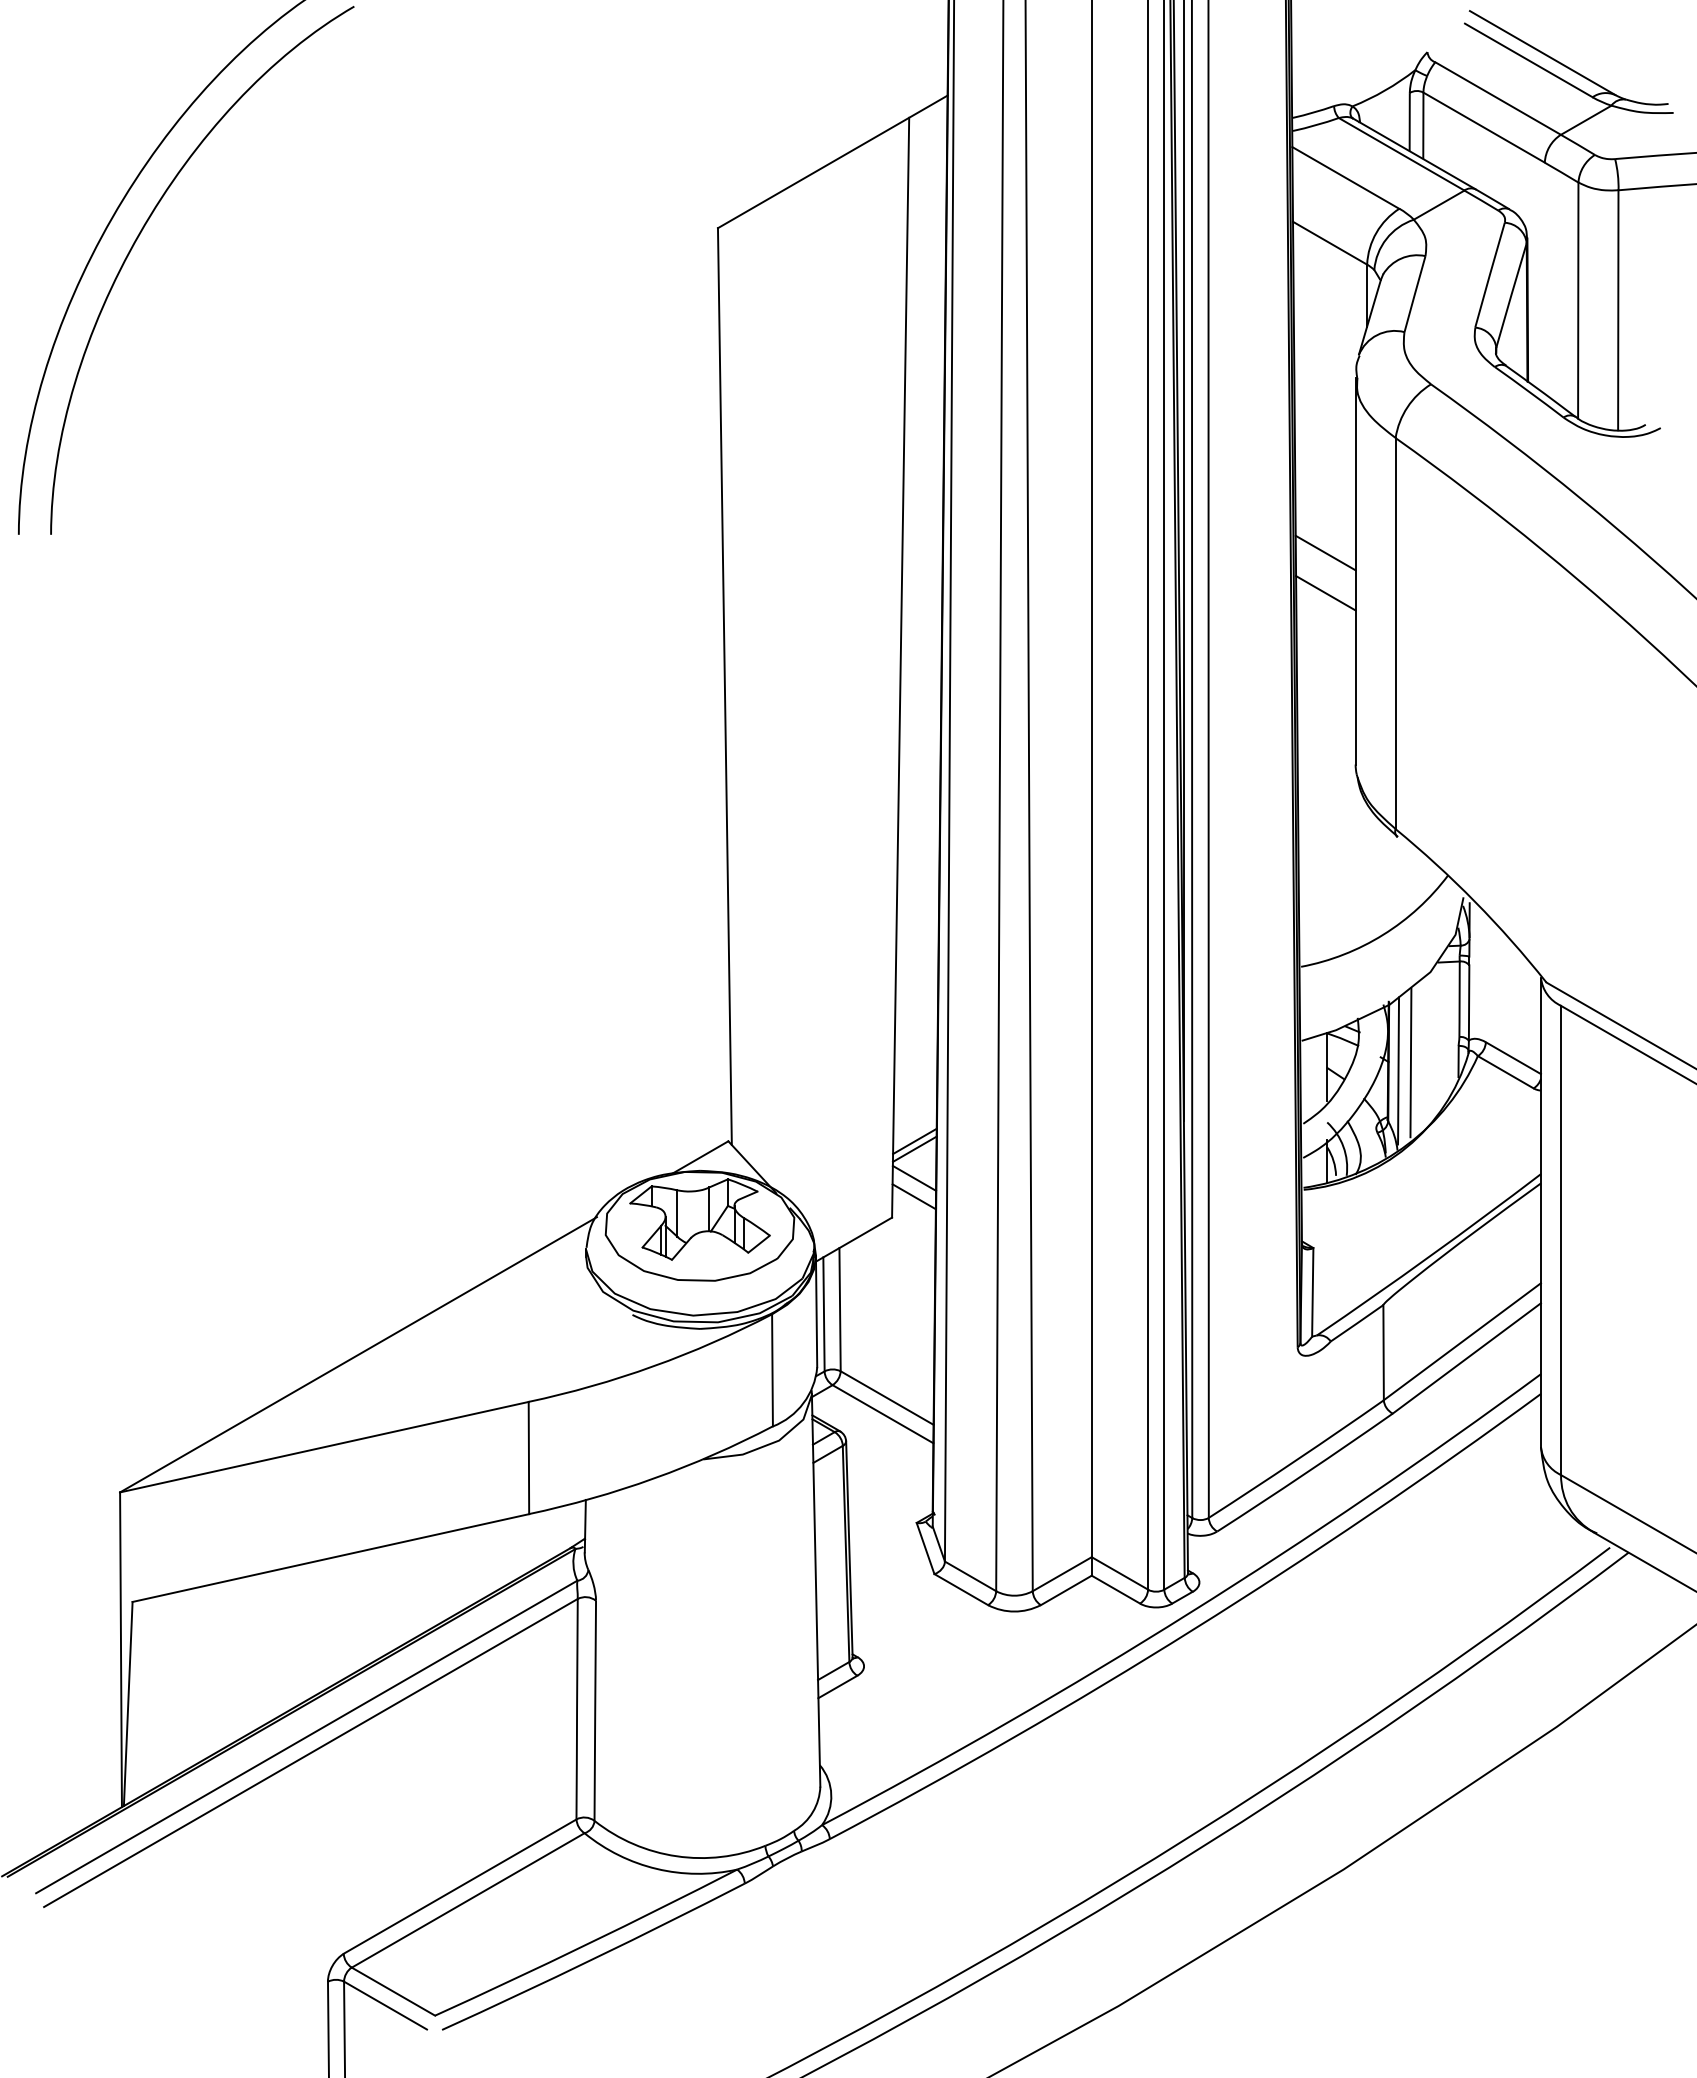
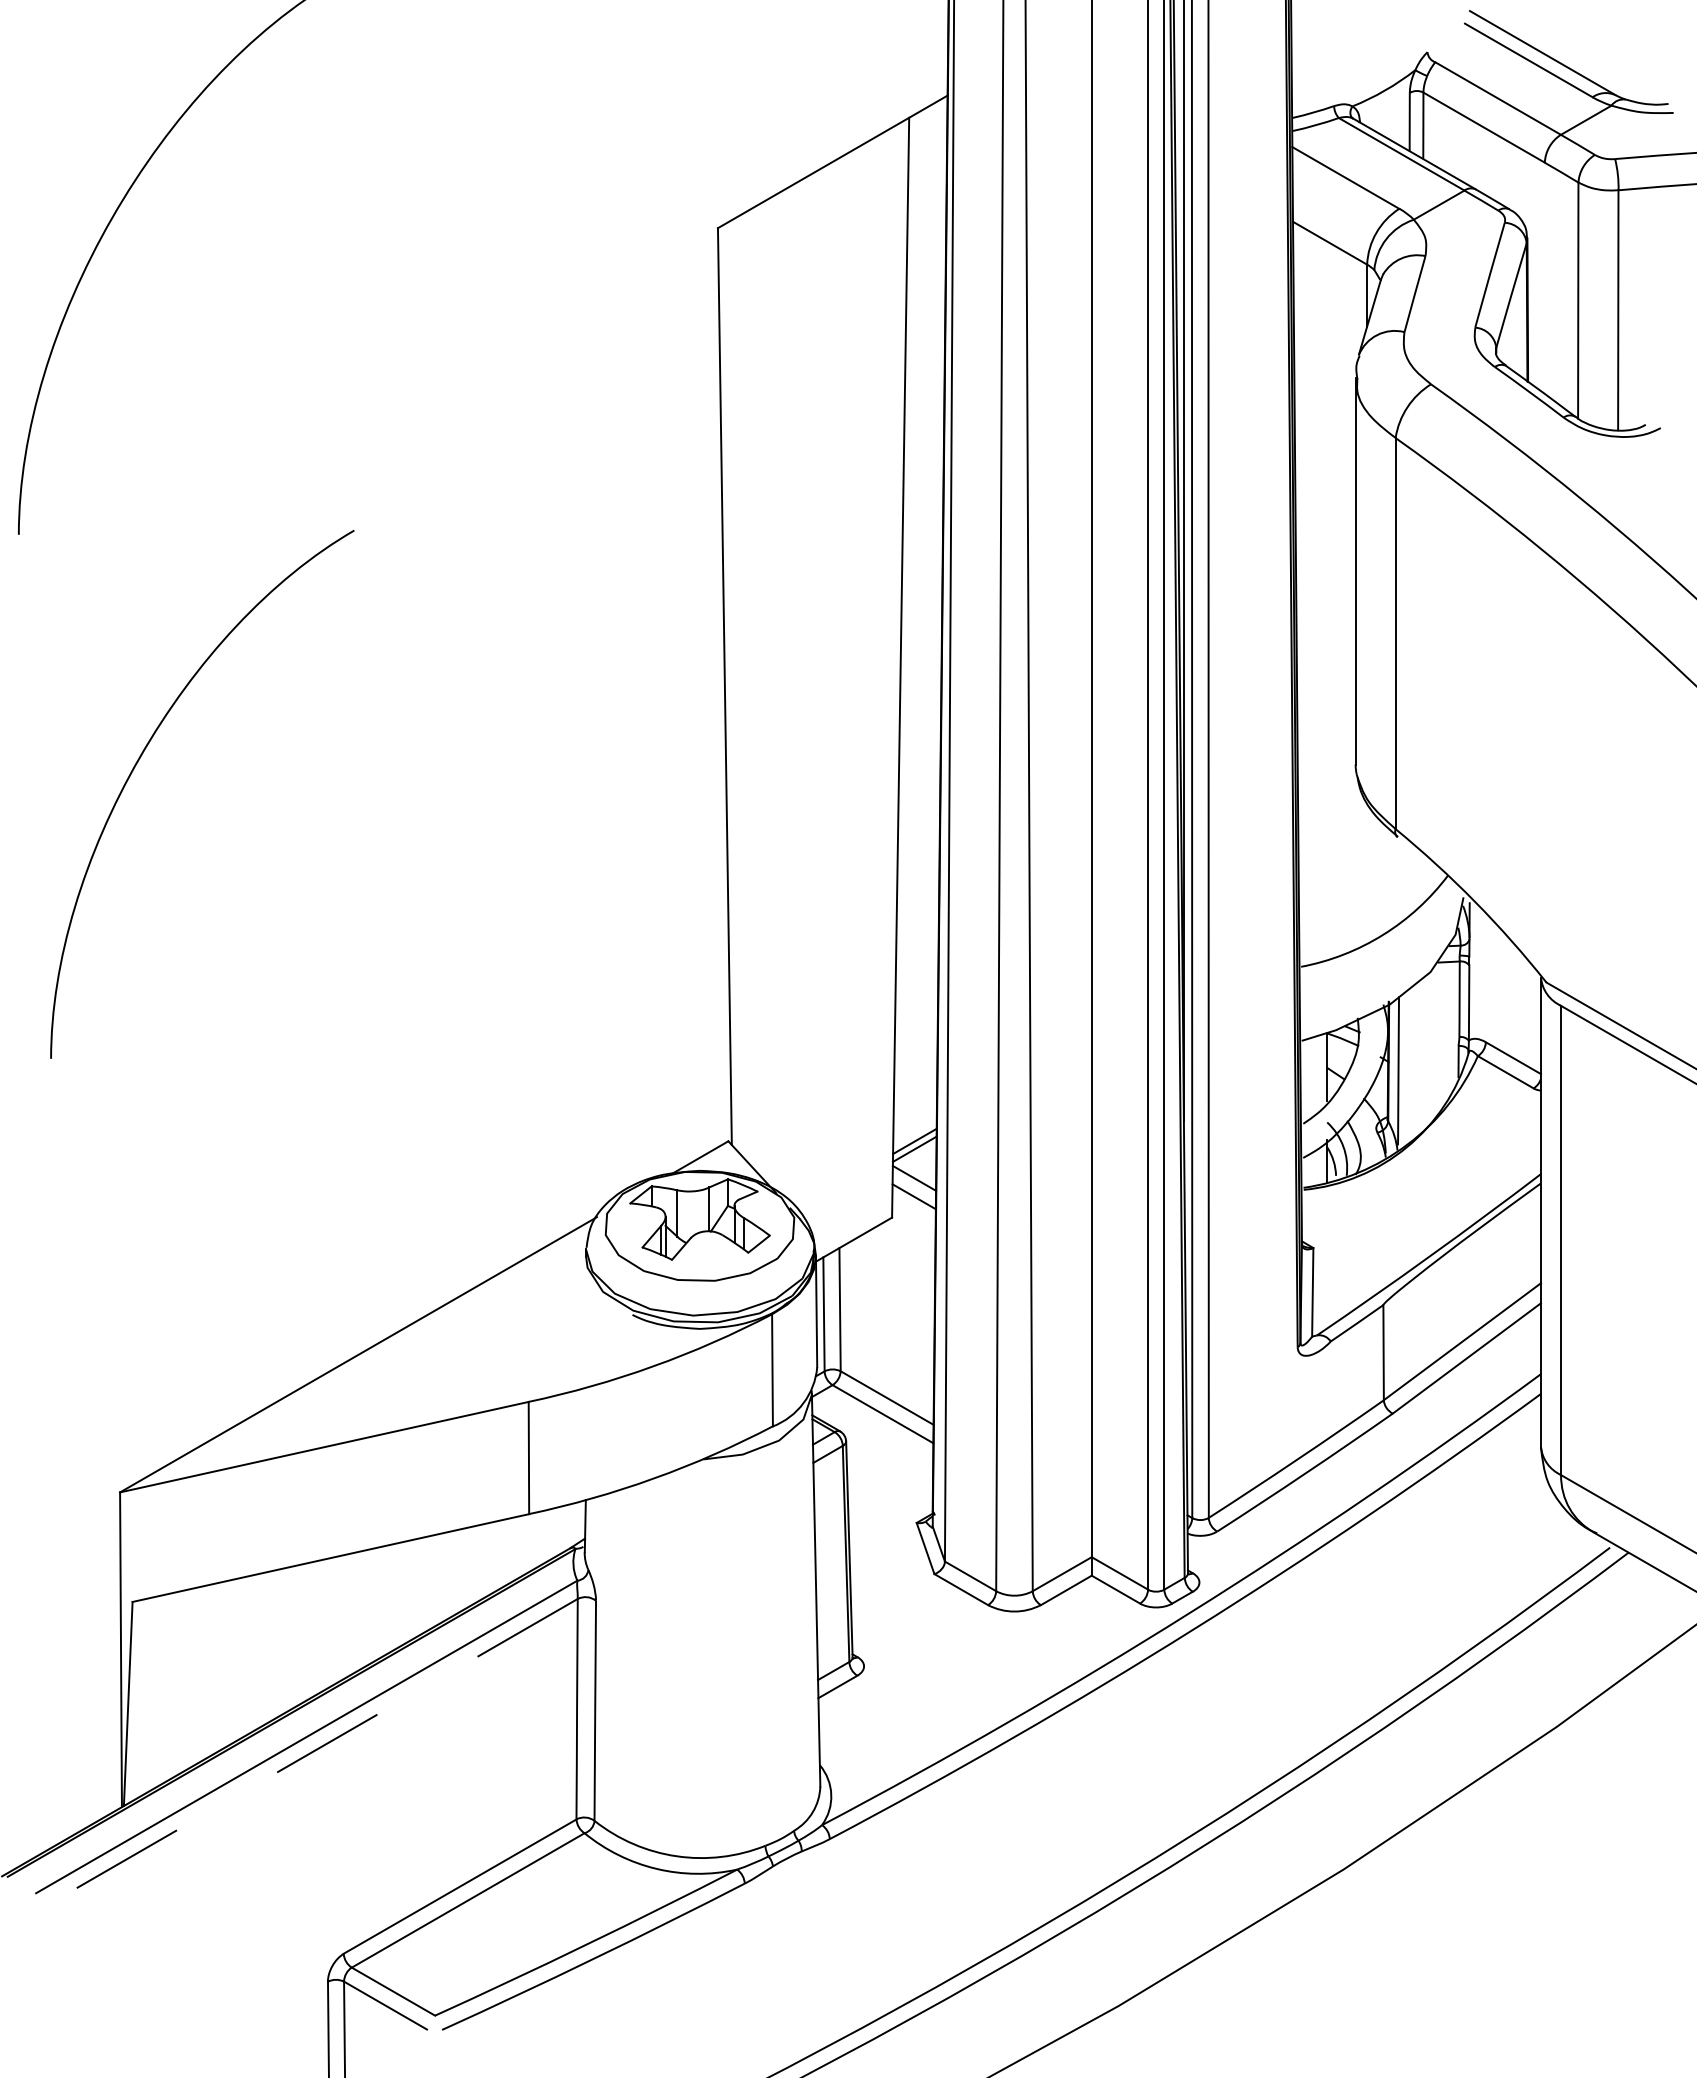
curve position: (138, 238) -> (138, 762) (138, 762)
line: present -> none (1325, 552)
line: present -> none (1325, 593)
line: present -> none (1410, 1062)
line: solid -> dashed (310, 1753)
